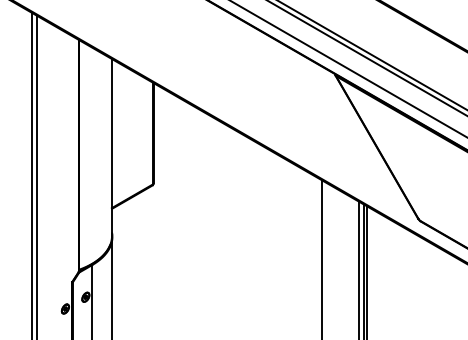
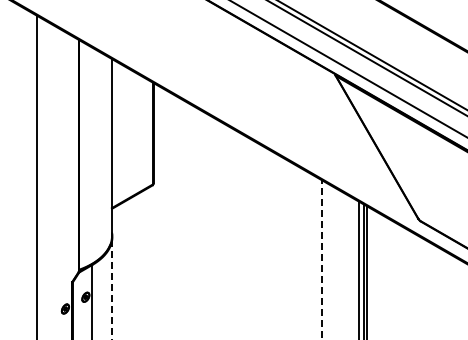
line: present -> none (32, 174)
line: solid -> dashed (321, 259)
line: solid -> dashed (112, 287)
